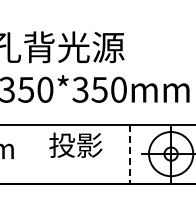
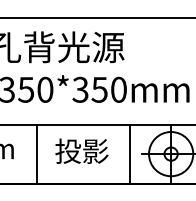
line: none -> present (97, 18)
text position: (75, 144) -> (81, 150) (81, 150)
line: none -> present (37, 153)
line: dashed -> solid (129, 154)
